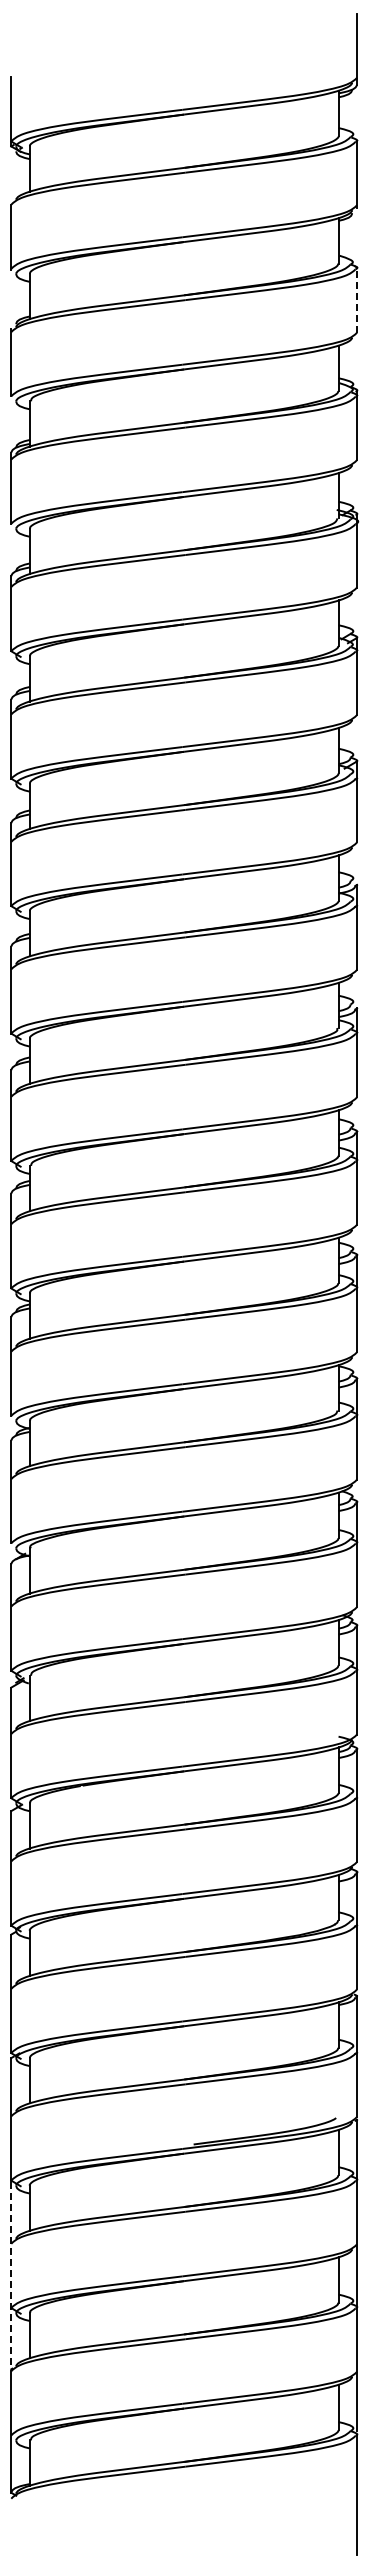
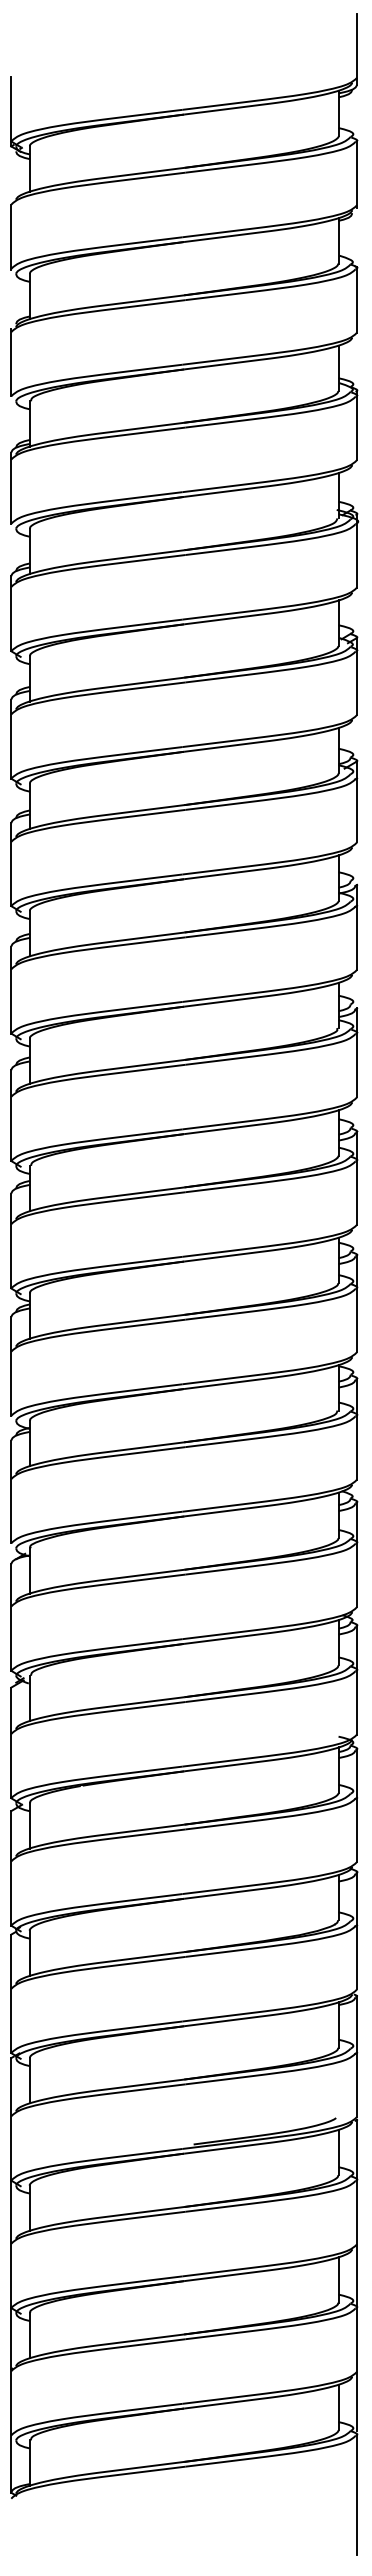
line: dashed -> solid (357, 300)
line: dashed -> solid (11, 2275)
